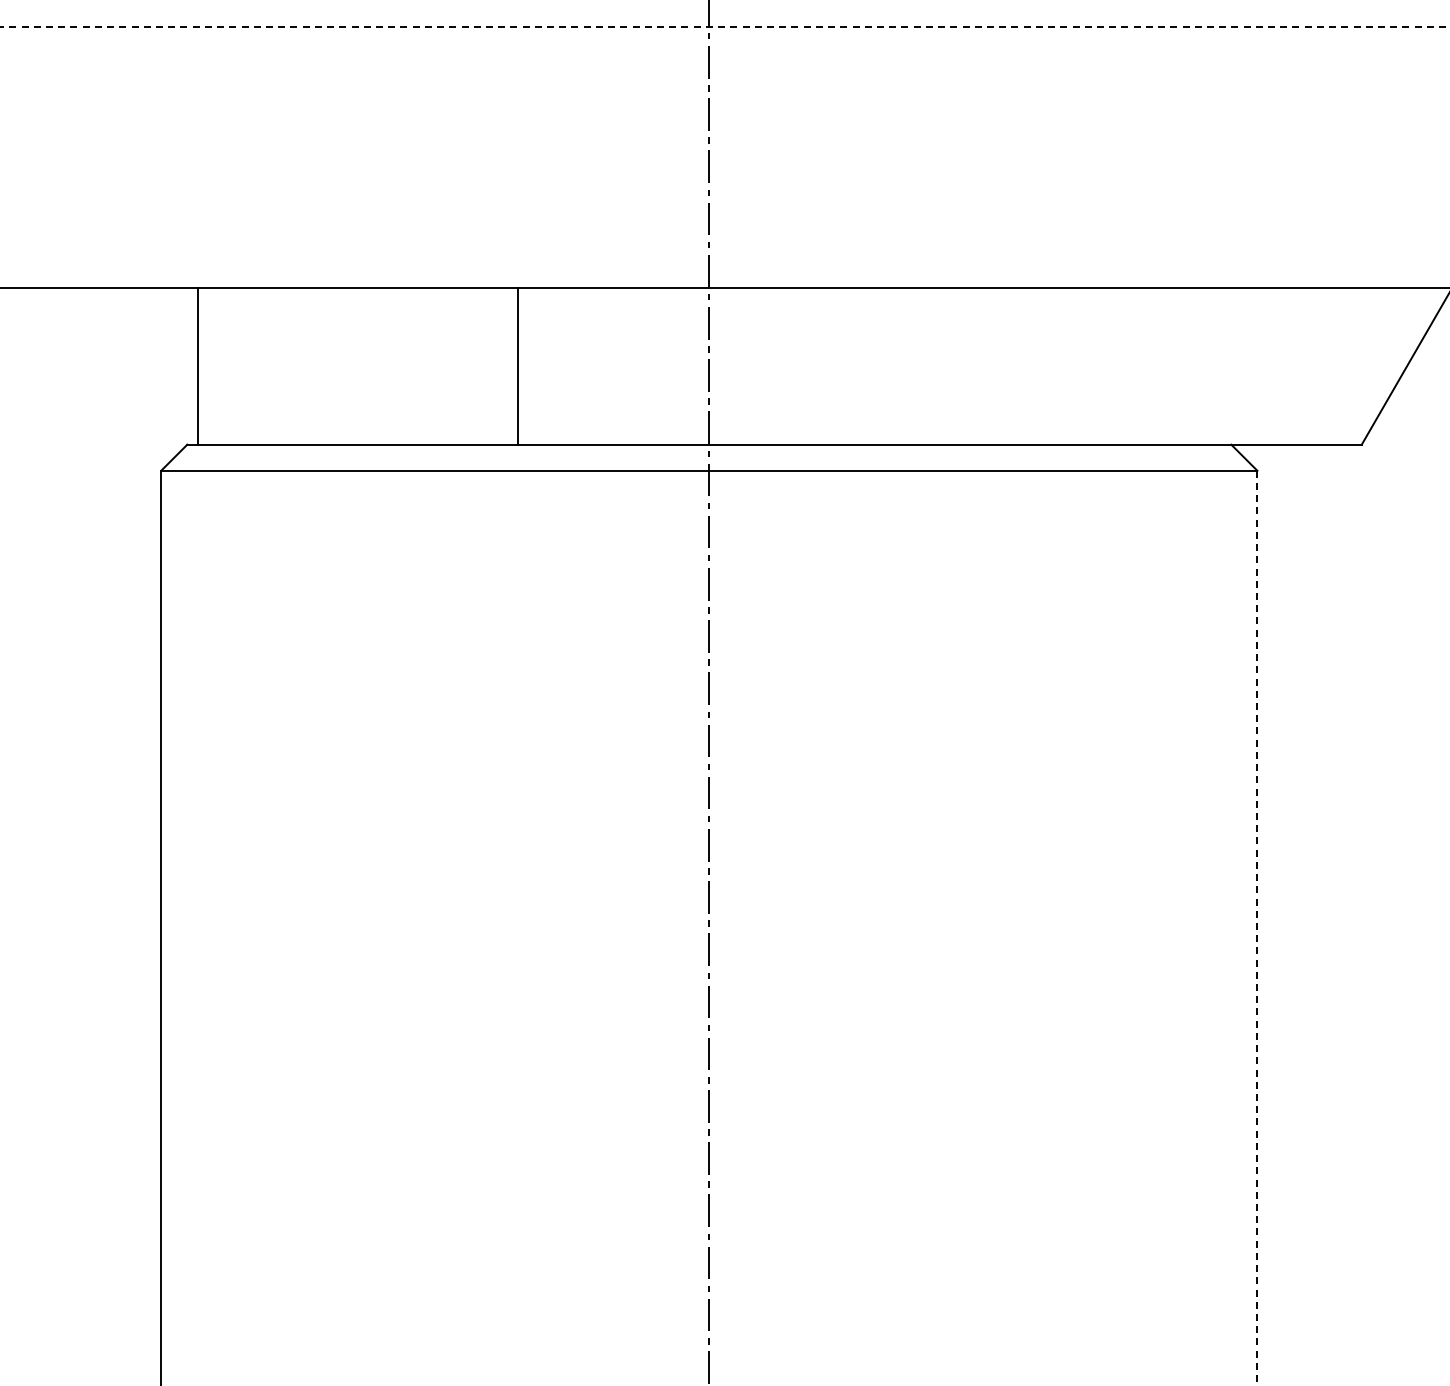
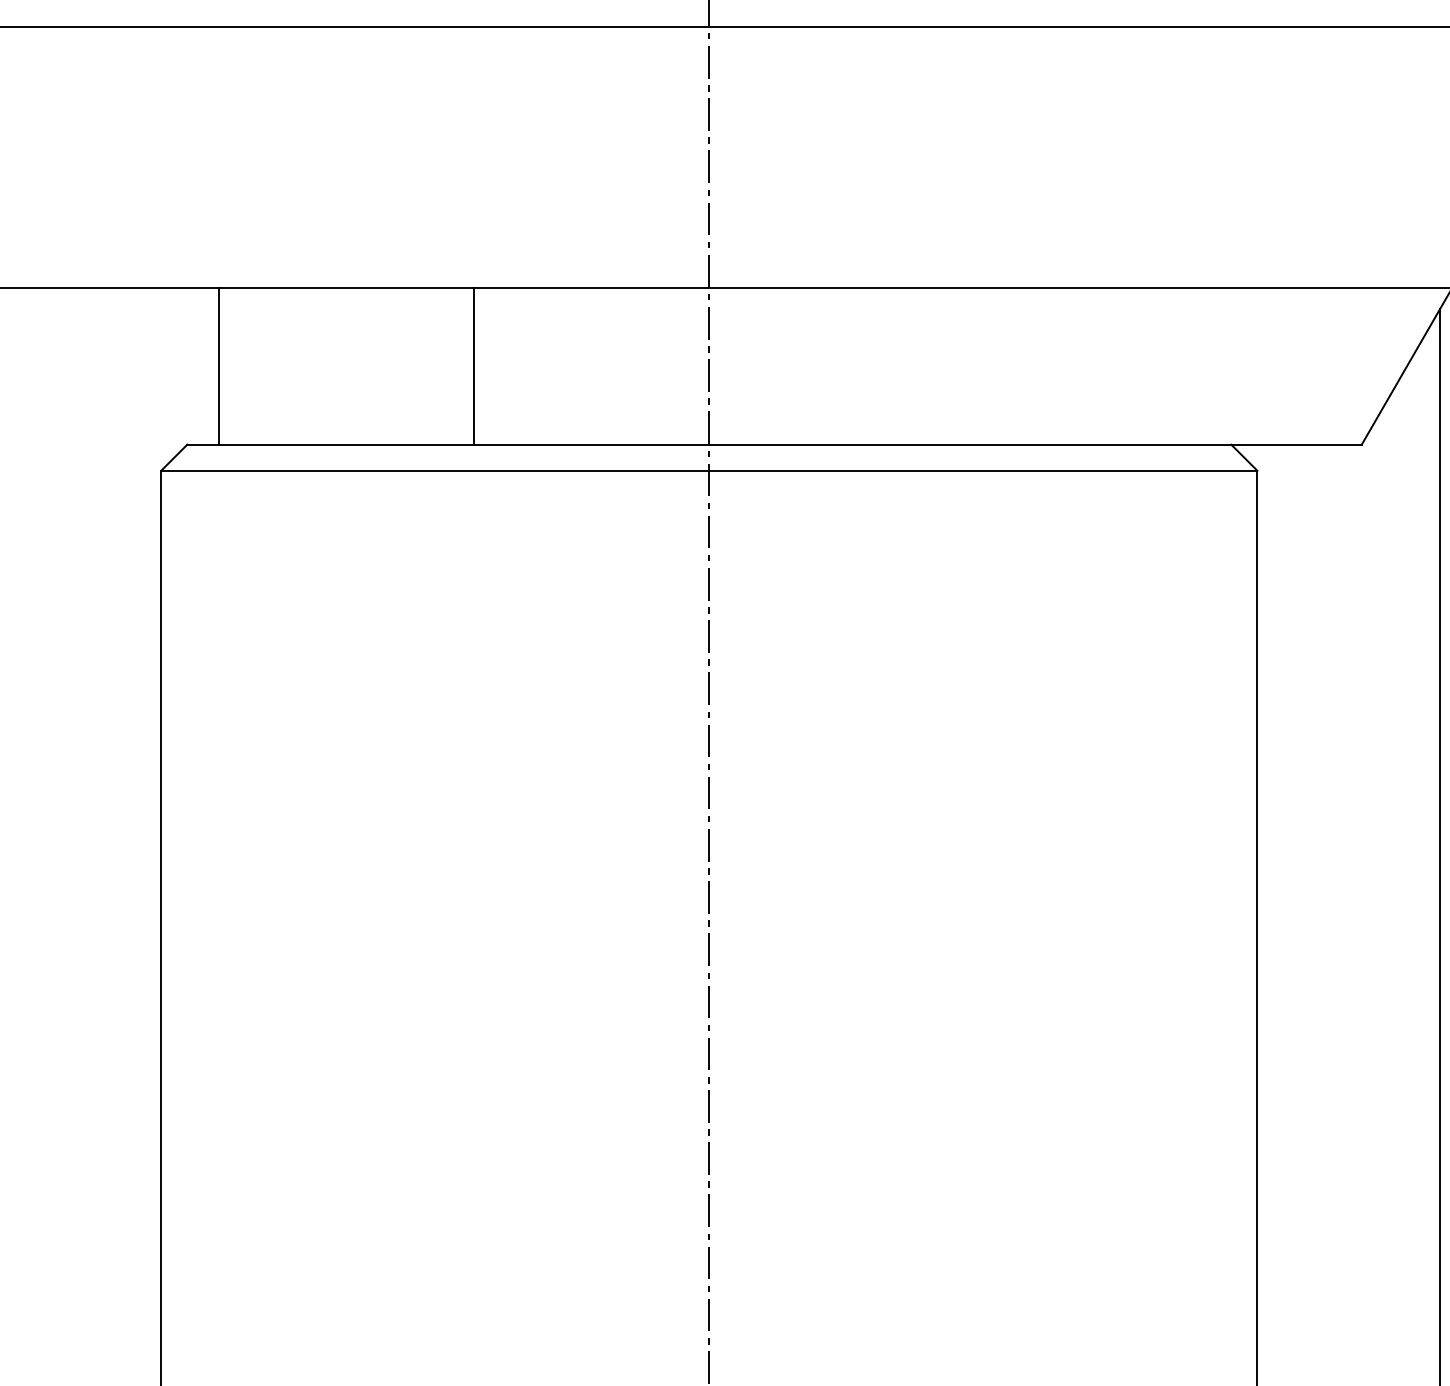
line: dashed -> solid (724, 27)
line position: (197, 366) -> (218, 366) (218, 366)
line position: (518, 366) -> (474, 366) (474, 366)
line: none -> present (1440, 845)
line: dashed -> solid (1257, 928)
